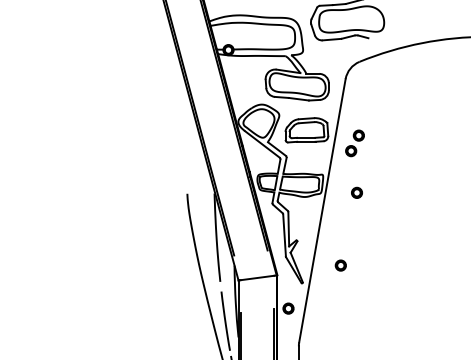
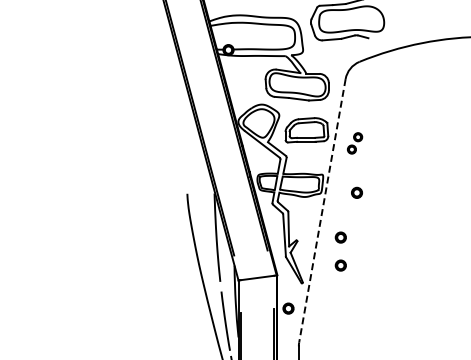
part size: 20x29 px -> 18x23 px (354, 143)
line: solid -> dashed (322, 210)
part: none -> present (340, 237)
